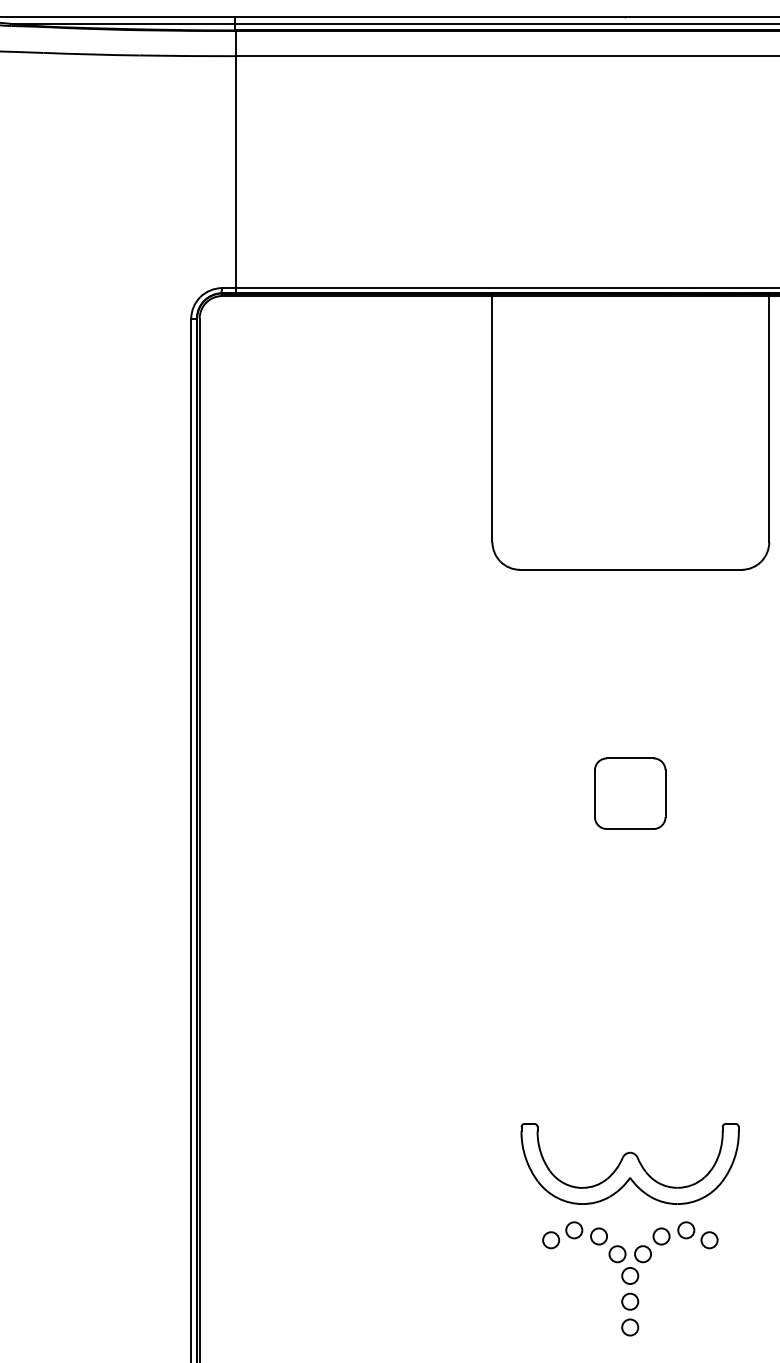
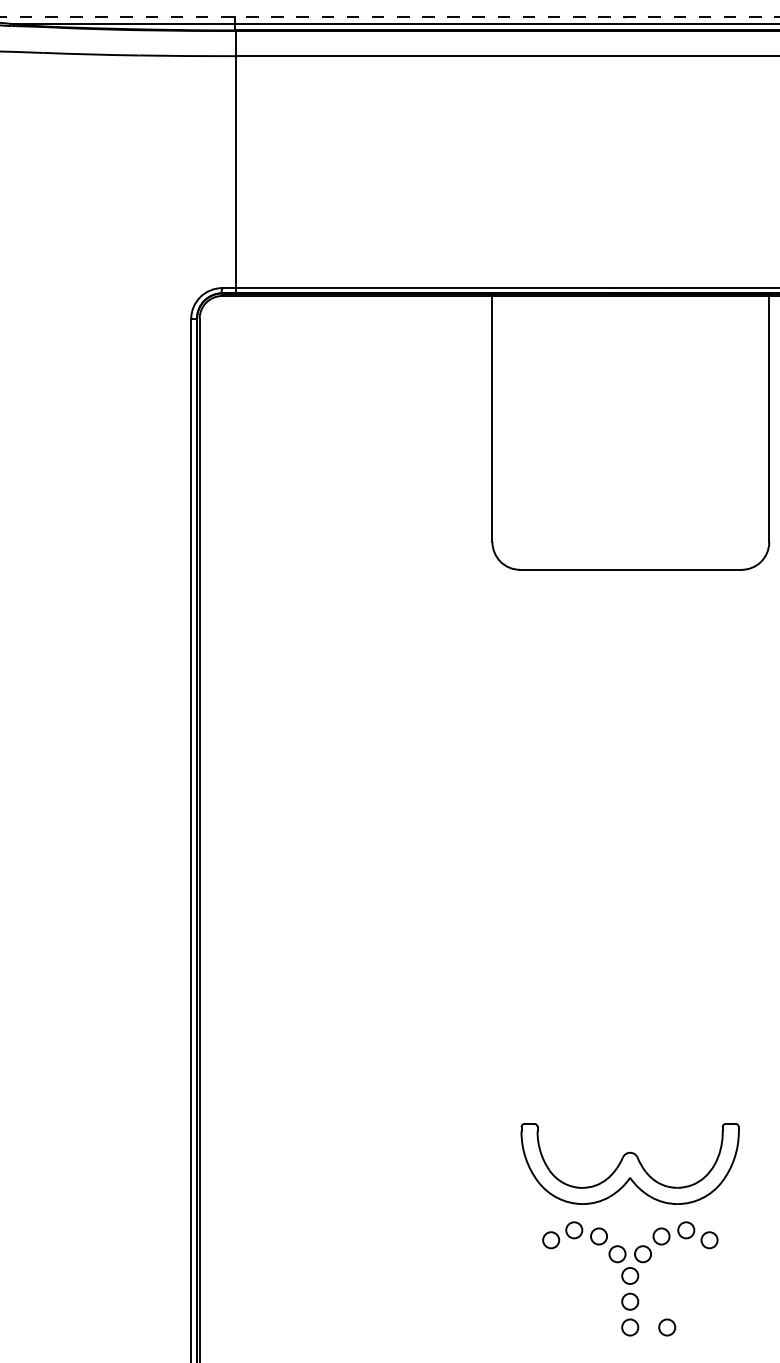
line: solid -> dashed (390, 16)
part: present -> none (630, 793)
circle: none -> present (667, 1327)
